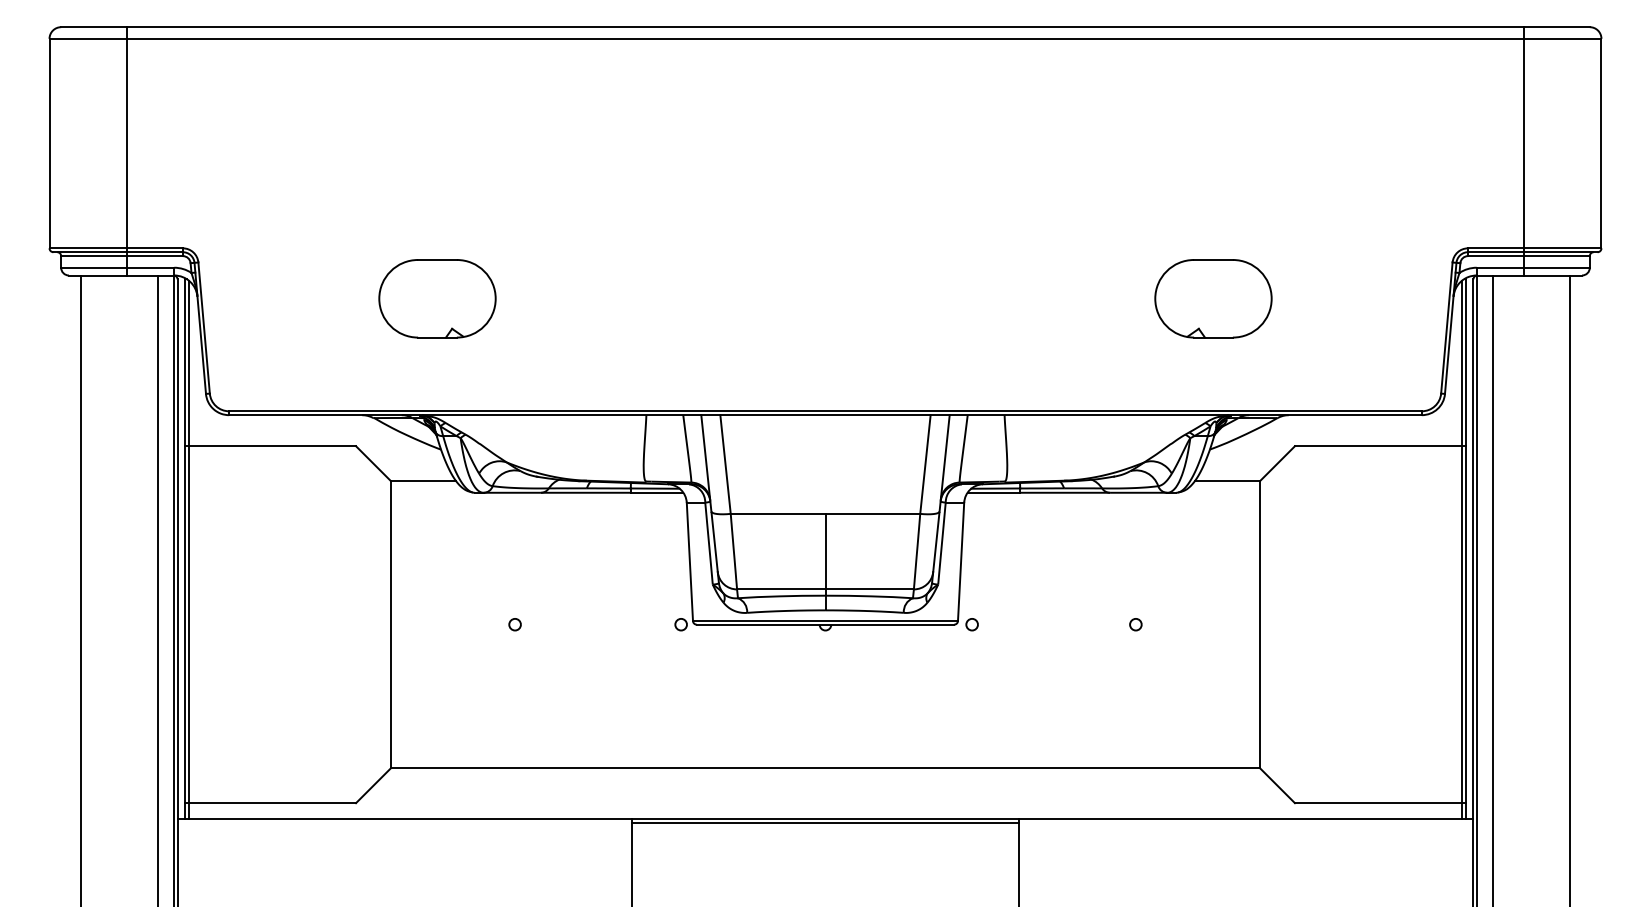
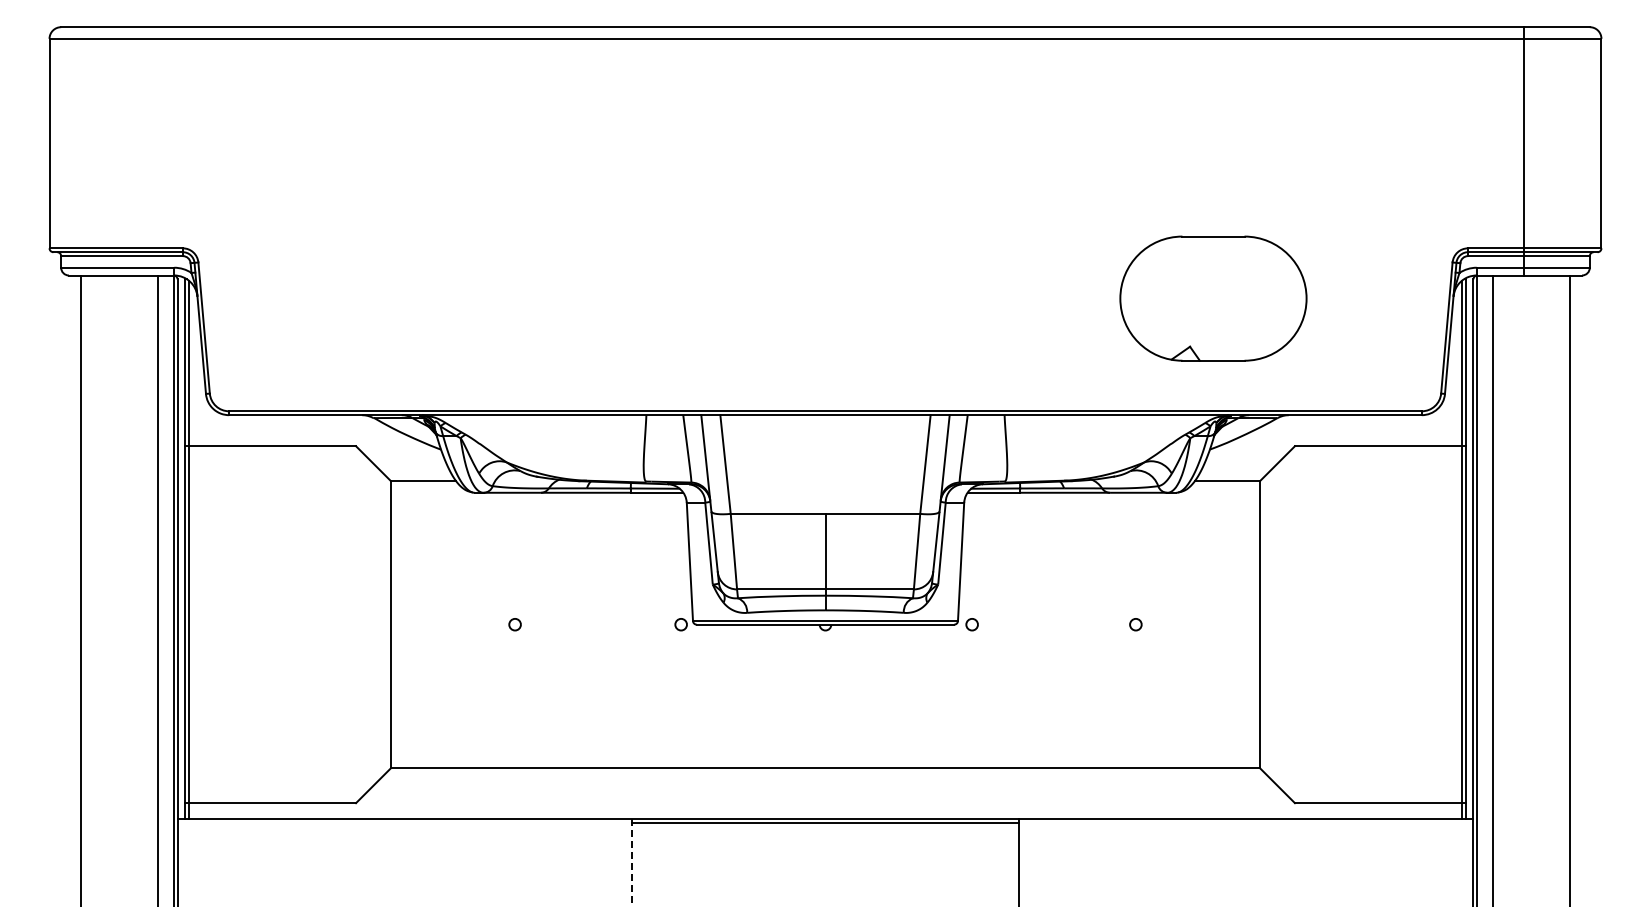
line: present -> none (127, 151)
part: present -> none (437, 298)
part size: 119x80 px -> 189x127 px (1213, 298)
line: solid -> dashed (631, 862)
